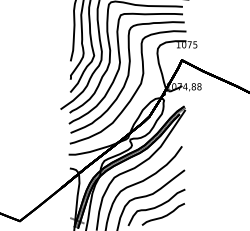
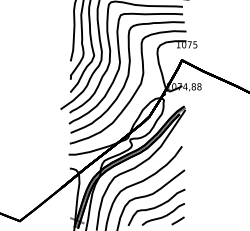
line: none -> present (177, 220)
